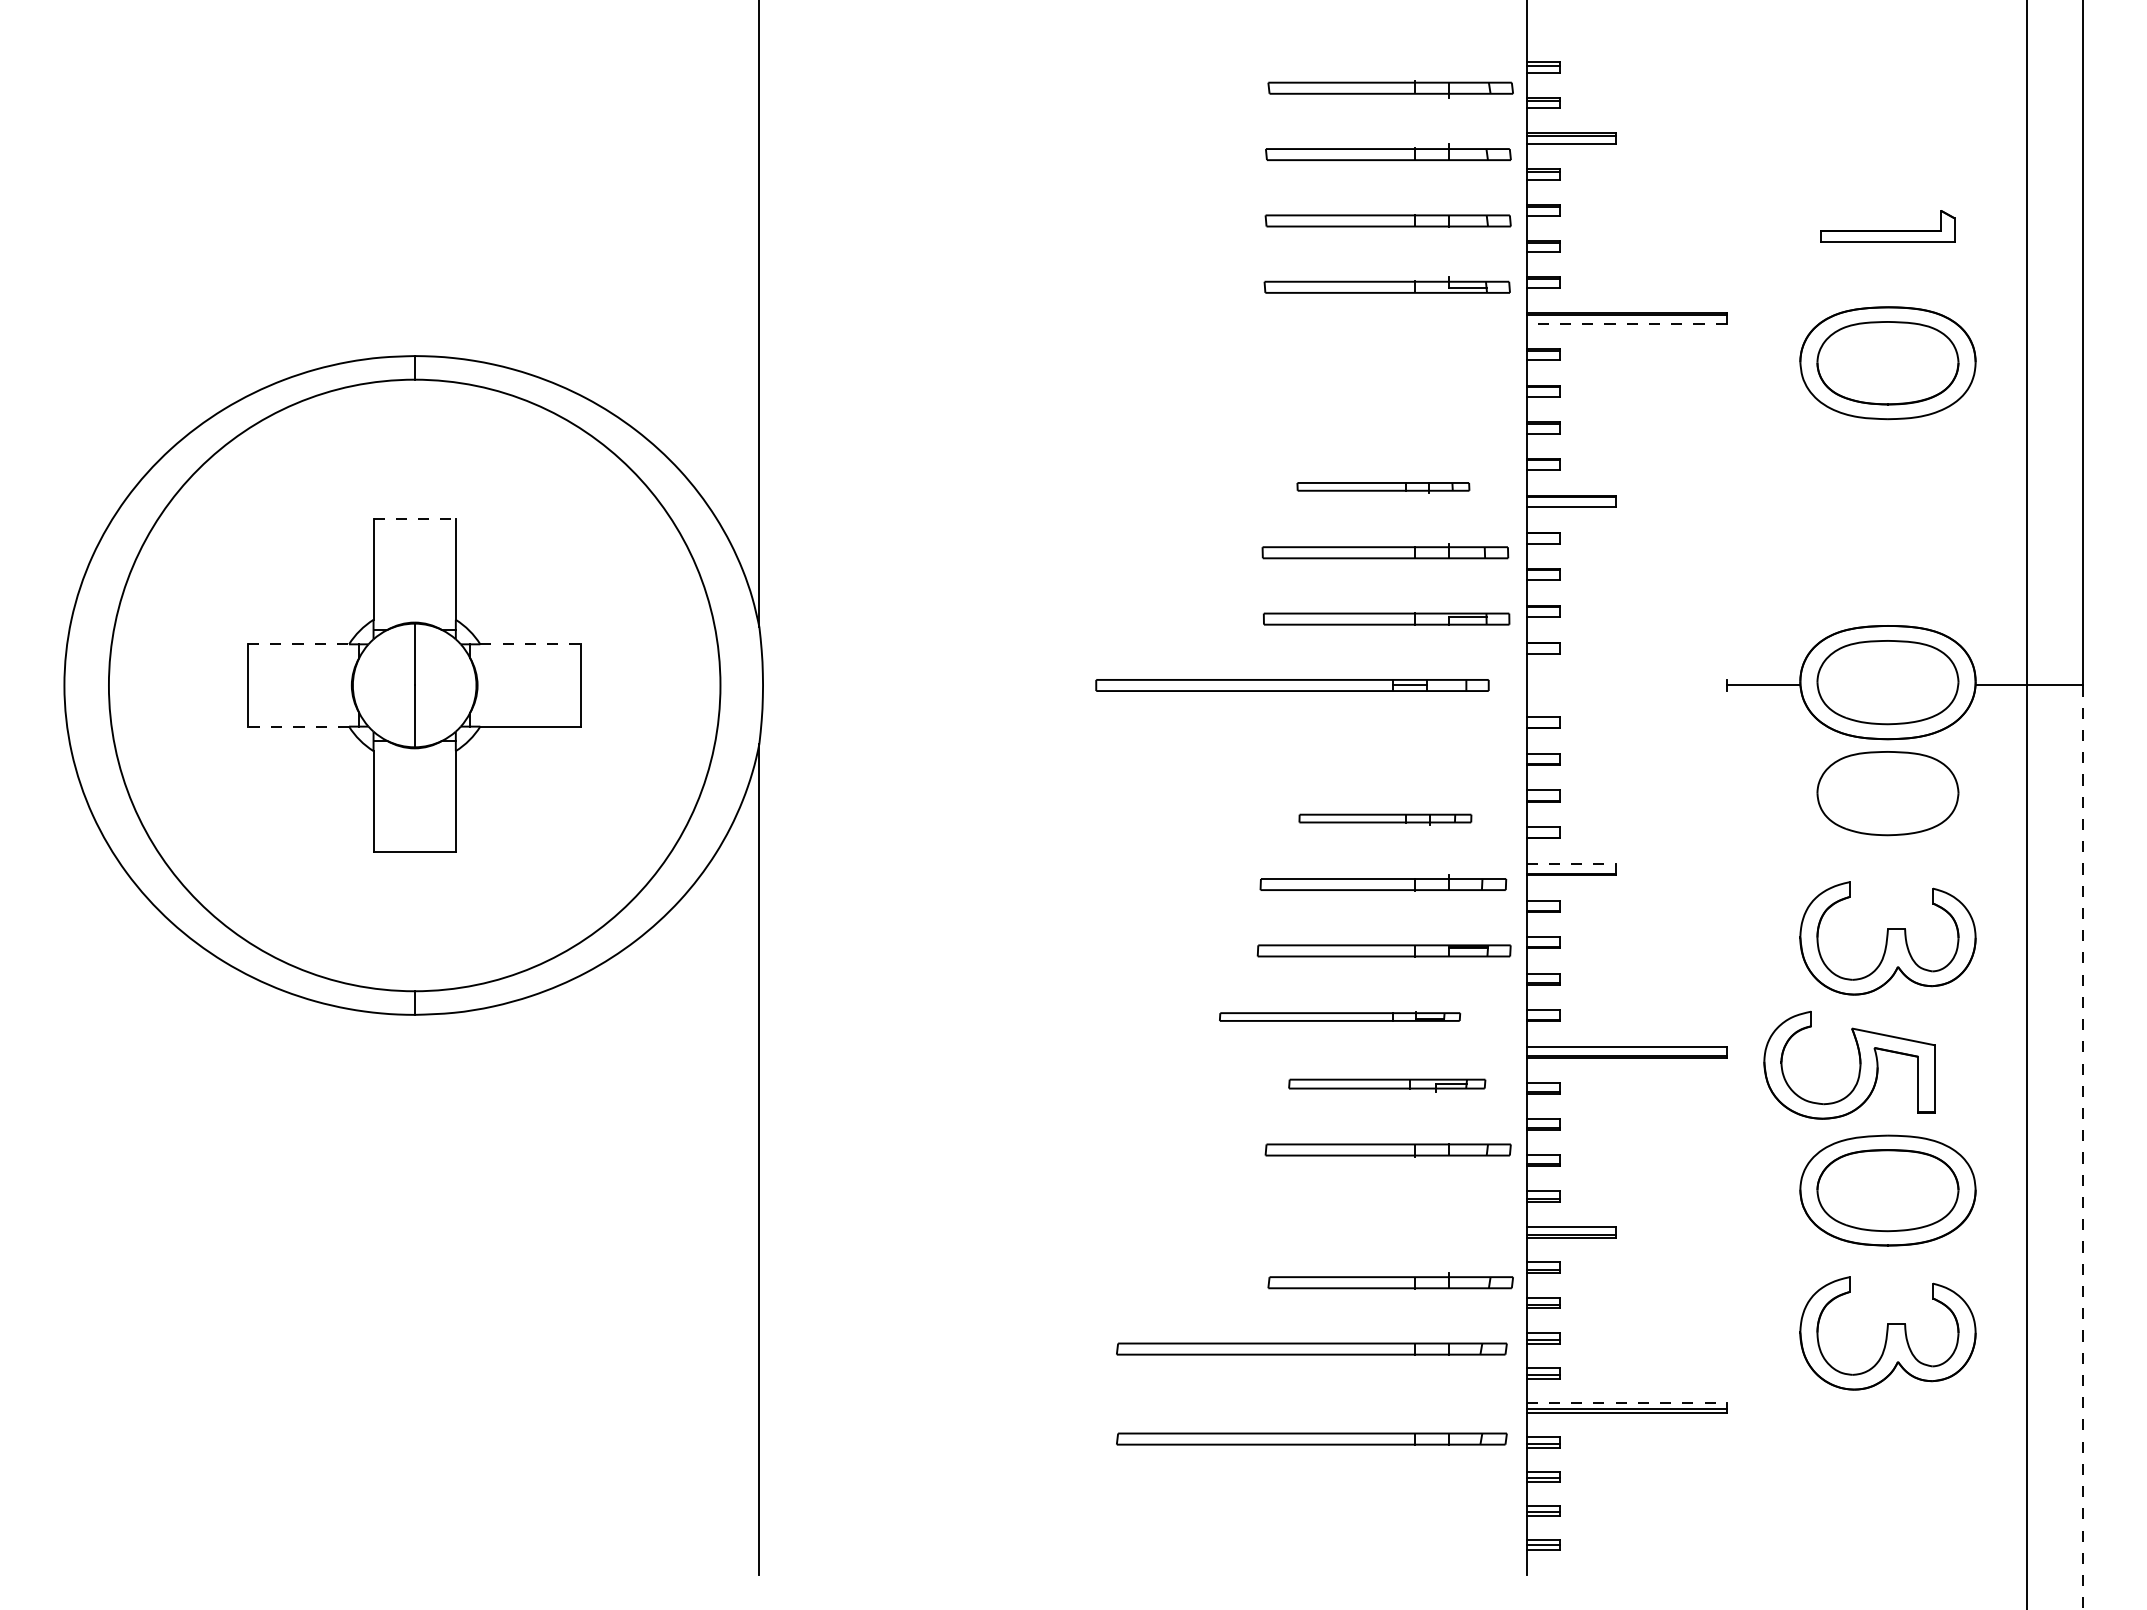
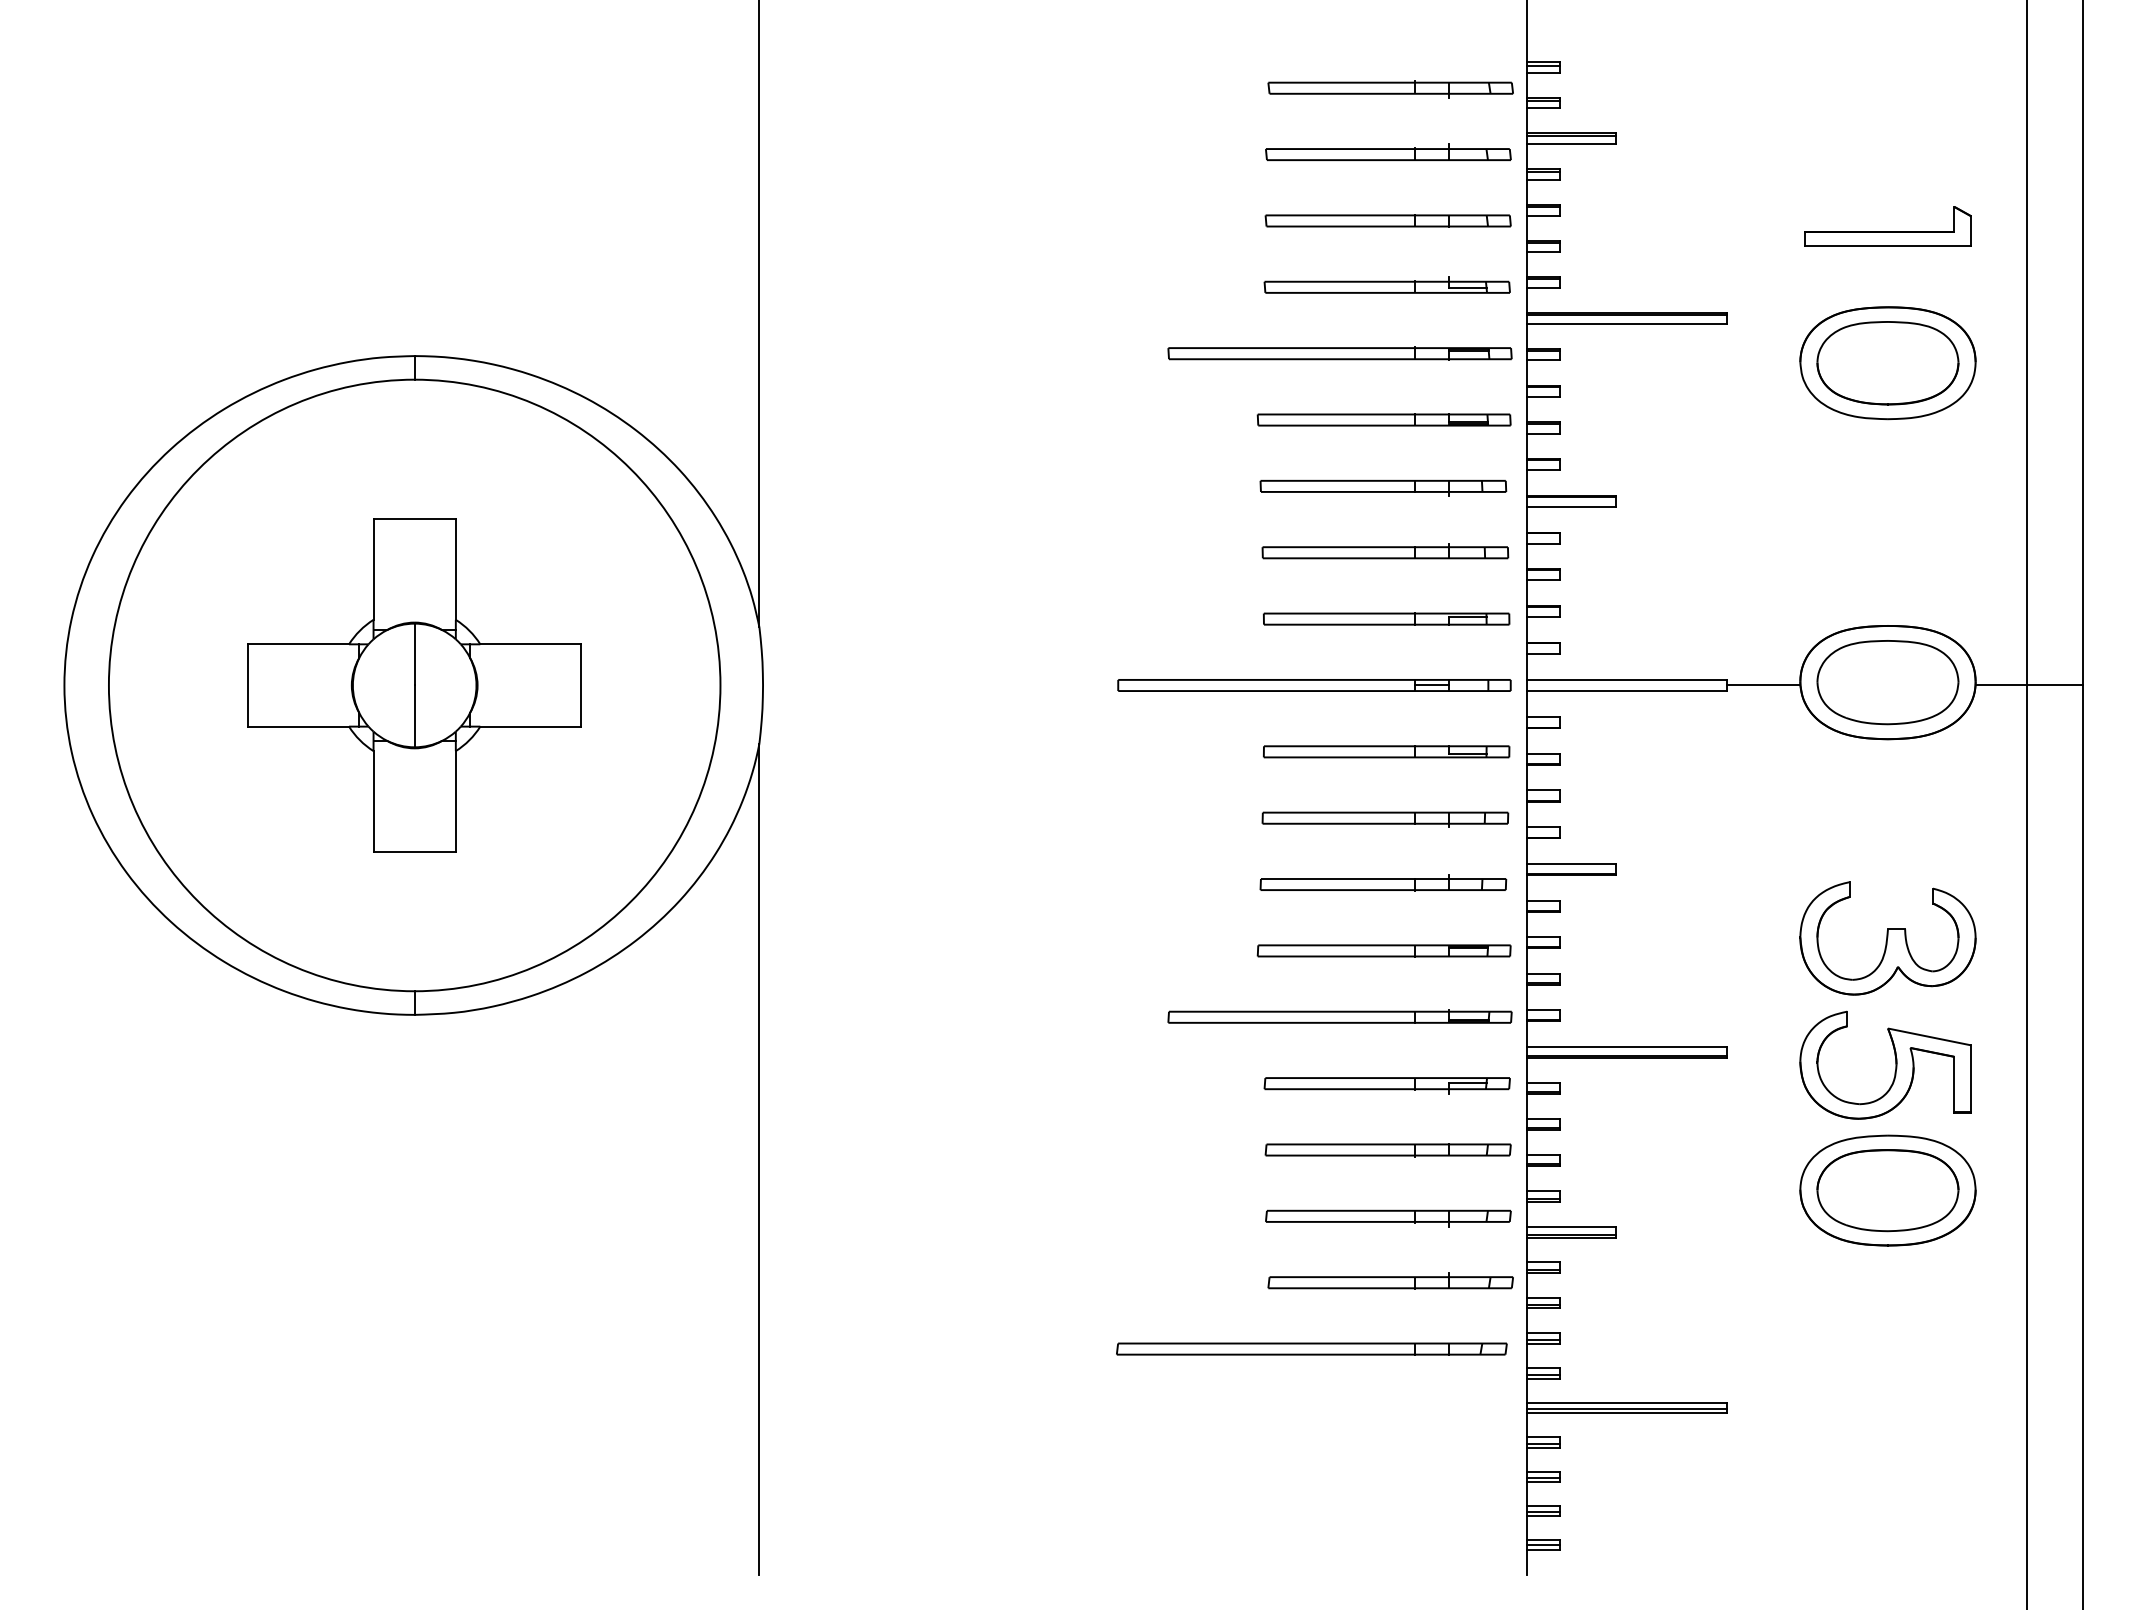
part size: 136x33 px -> 168x41 px (1887, 226)
line: dashed -> solid (1626, 324)
part: none -> present (1339, 353)
part: none -> present (1383, 419)
part size: 175x12 px -> 249x18 px (1383, 487)
line: dashed -> solid (415, 518)
line: dashed -> solid (298, 644)
line: dashed -> solid (530, 644)
line: none -> present (1626, 679)
part position: (1292, 685) -> (1314, 685) (1314, 685)
line: none -> present (1626, 691)
line: dashed -> solid (298, 726)
part: none -> present (1386, 751)
part: present -> none (1887, 793)
part size: 175x13 px -> 249x17 px (1385, 819)
line: dashed -> solid (1571, 864)
part size: 243x11 px -> 346x15 px (1339, 1016)
part position: (1859, 1064) -> (1895, 1064) (1895, 1064)
part size: 199x15 px -> 248x18 px (1386, 1085)
line: dashed -> solid (2082, 1147)
part: none -> present (1388, 1218)
part: present -> none (1887, 1333)
line: dashed -> solid (1627, 1402)
part: present -> none (1311, 1438)
